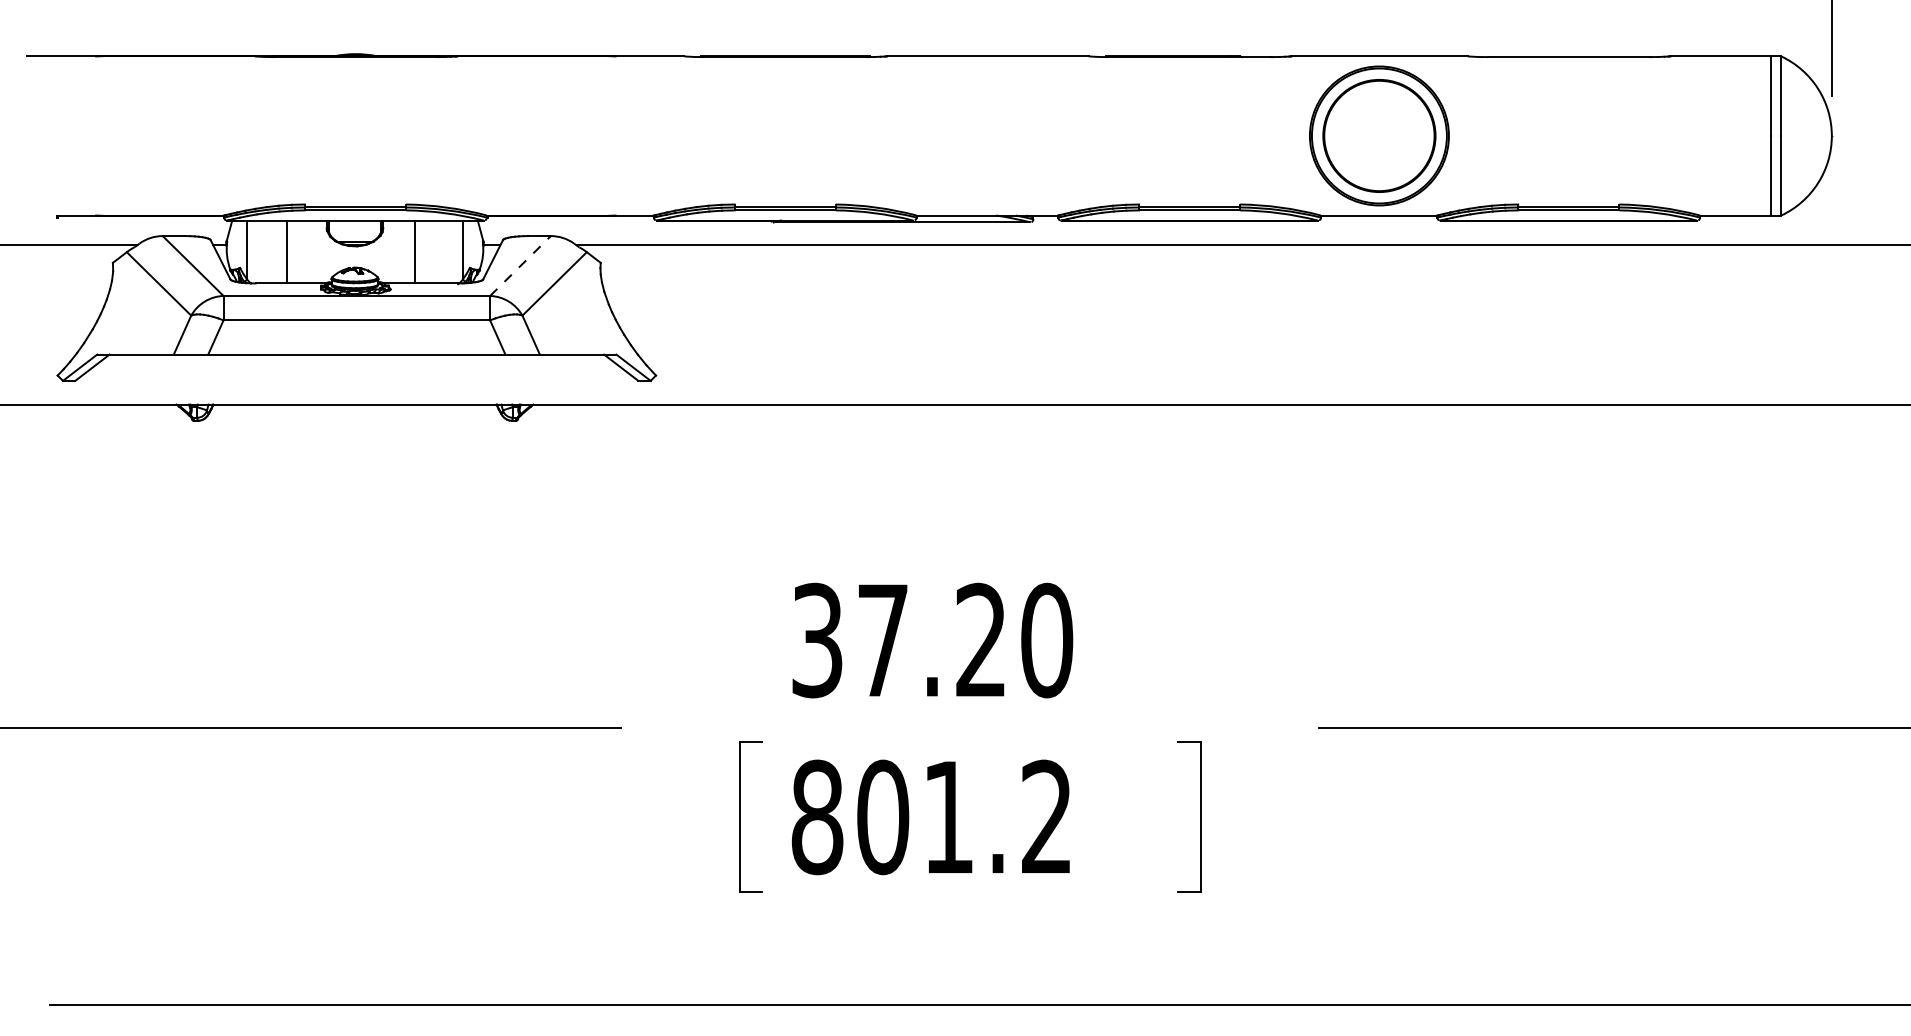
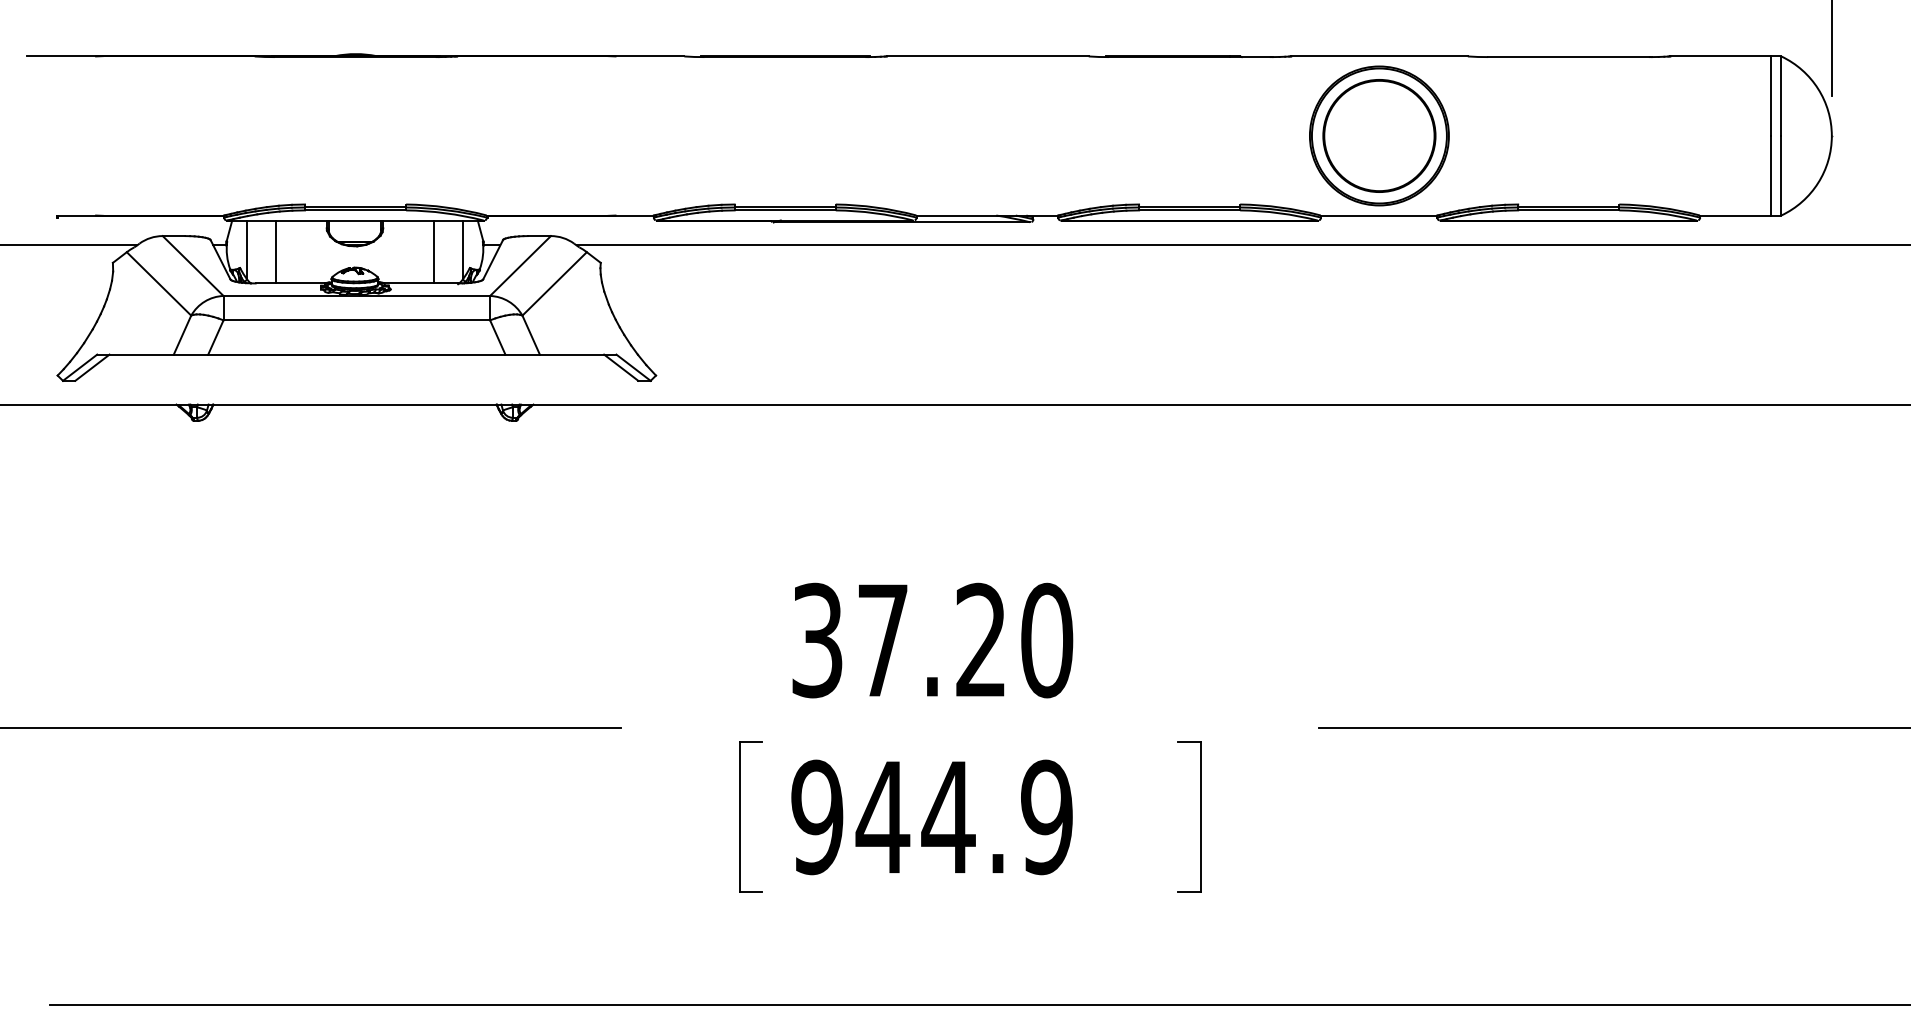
line position: (287, 251) -> (276, 251) (276, 251)
line position: (414, 251) -> (433, 251) (433, 251)
line: dashed -> solid (520, 266)
text: 801.2 -> 944.9 (931, 817)
